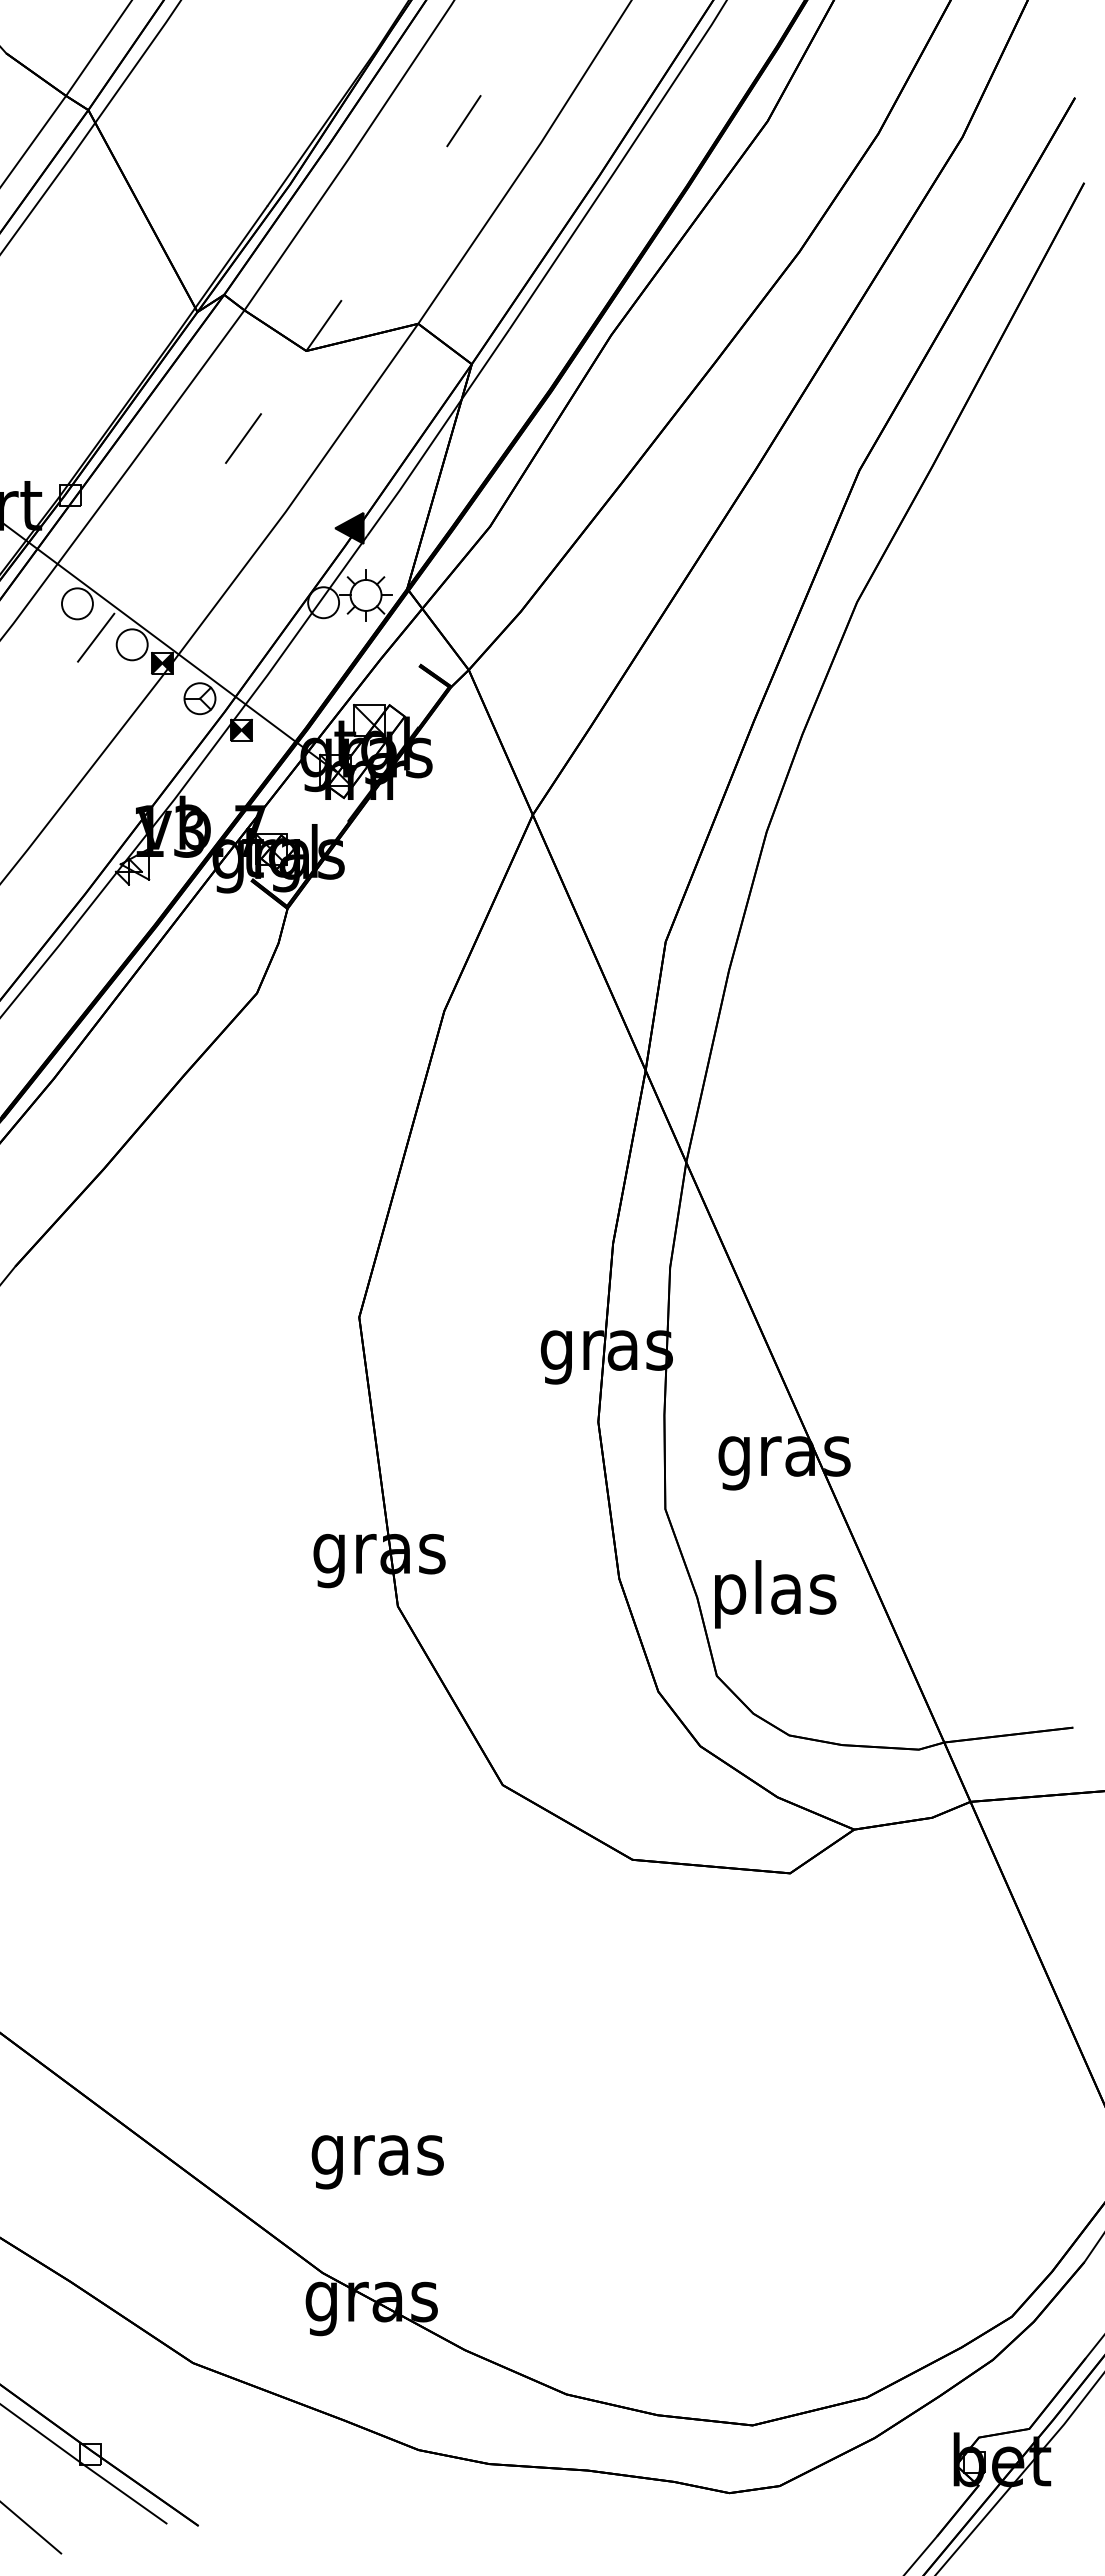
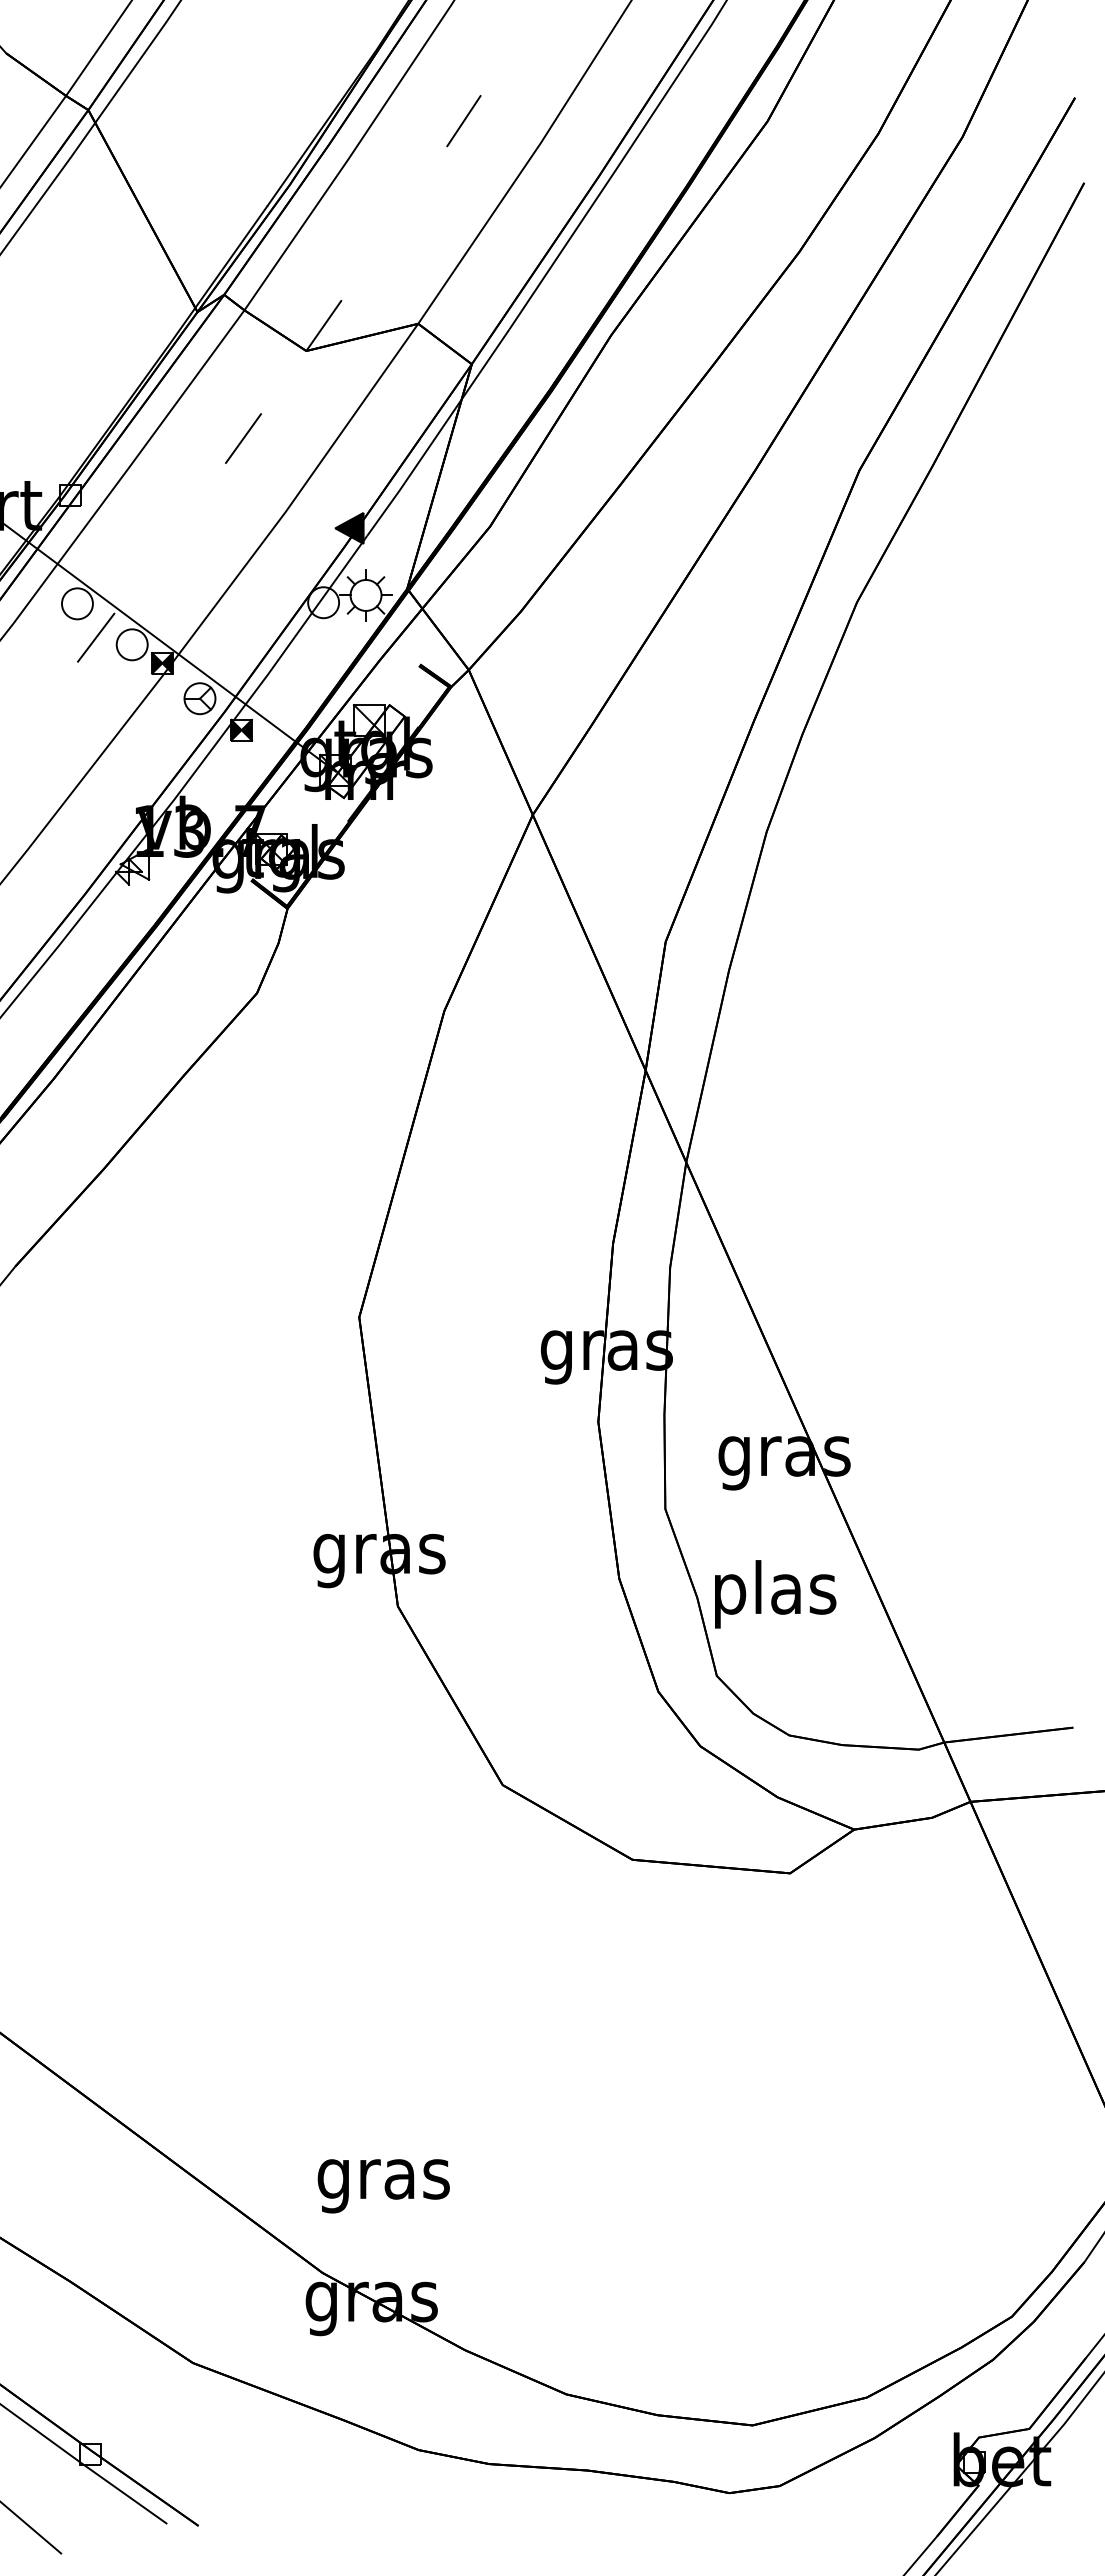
text position: (377, 2162) -> (383, 2186) (383, 2186)
